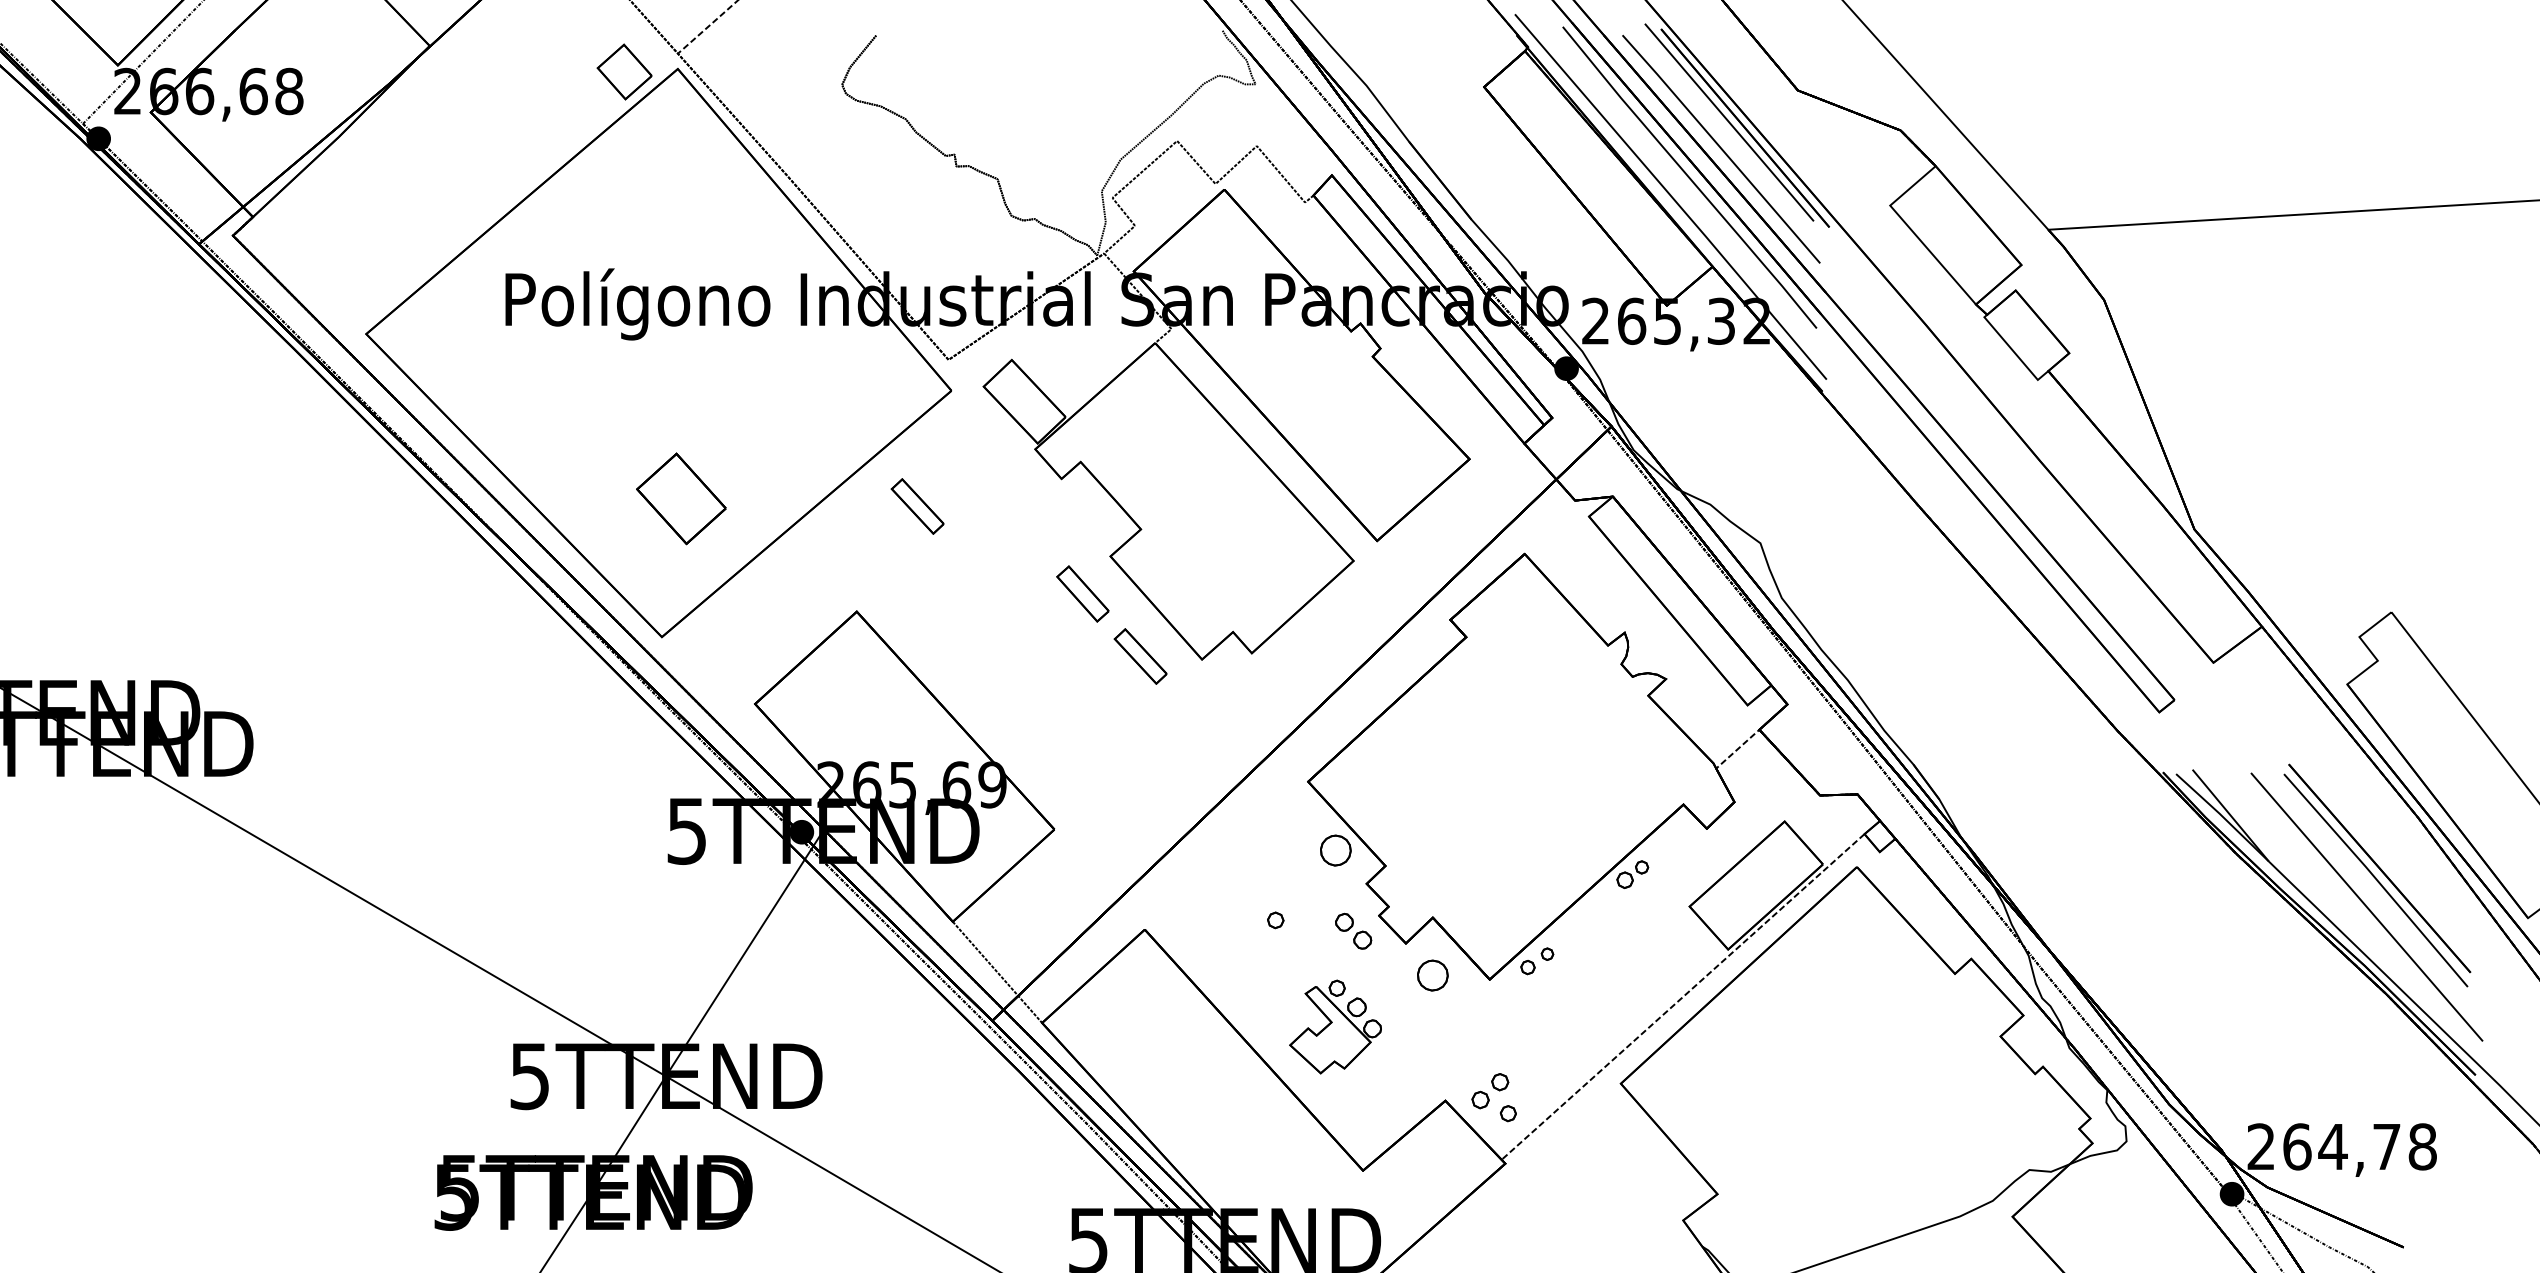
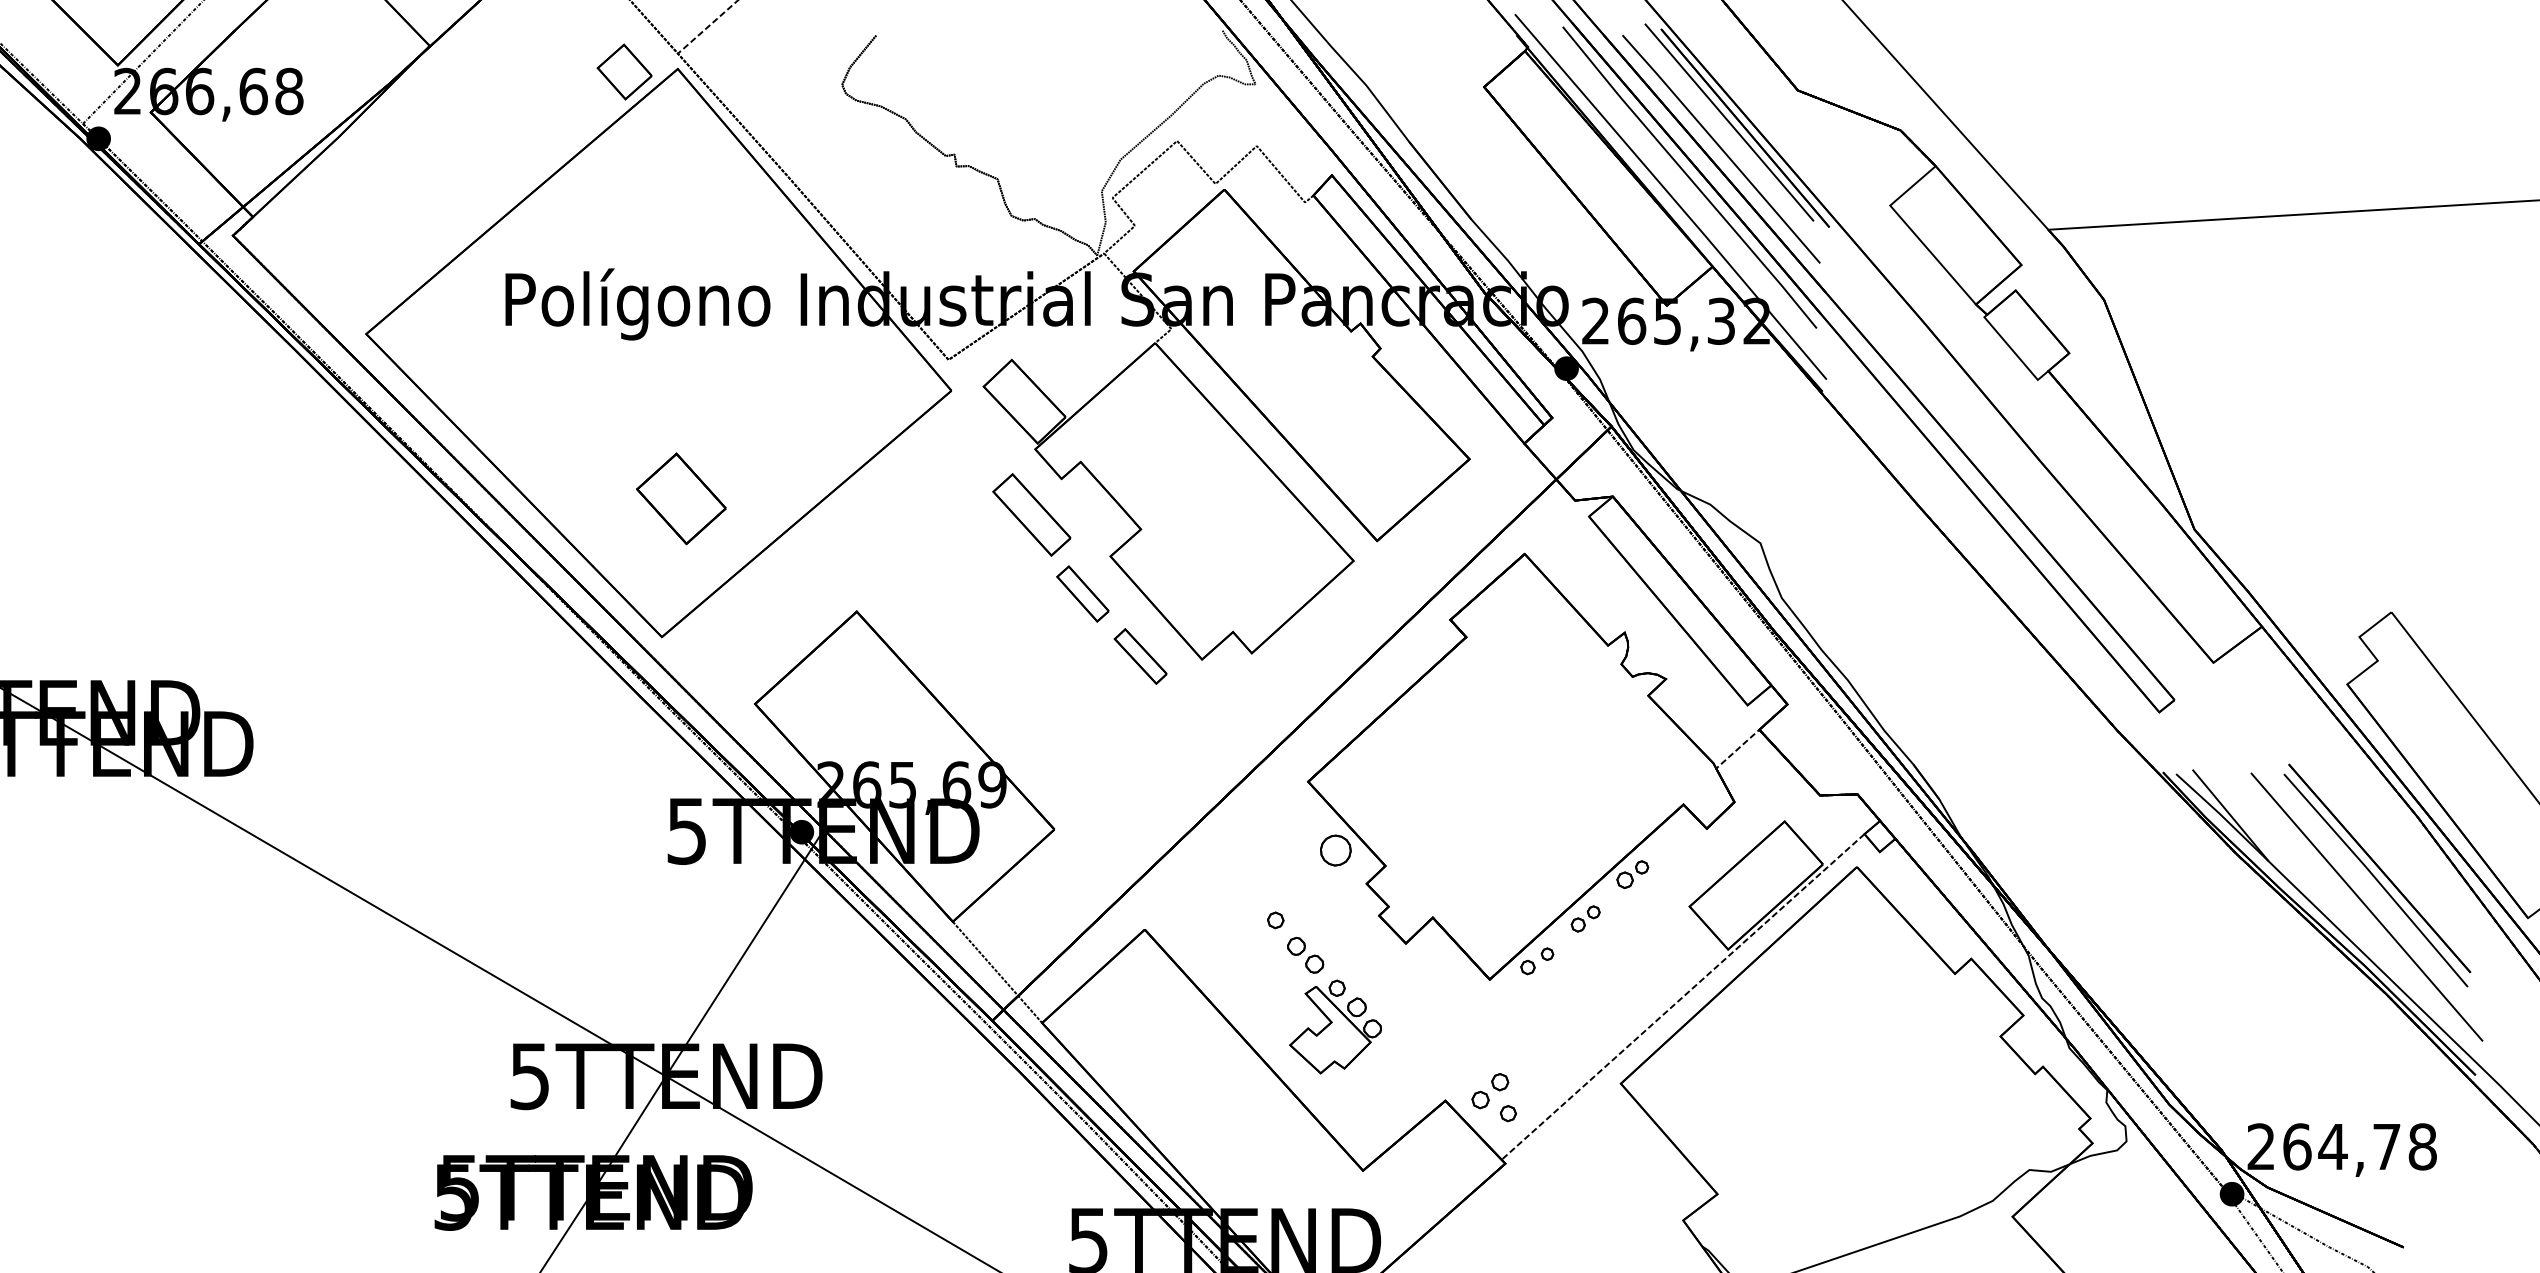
part: present -> none (917, 506)
part: none -> present (1031, 514)
part: none -> present (1585, 918)
part position: (1353, 930) -> (1305, 954) (1305, 954)
part: present -> none (1432, 975)
